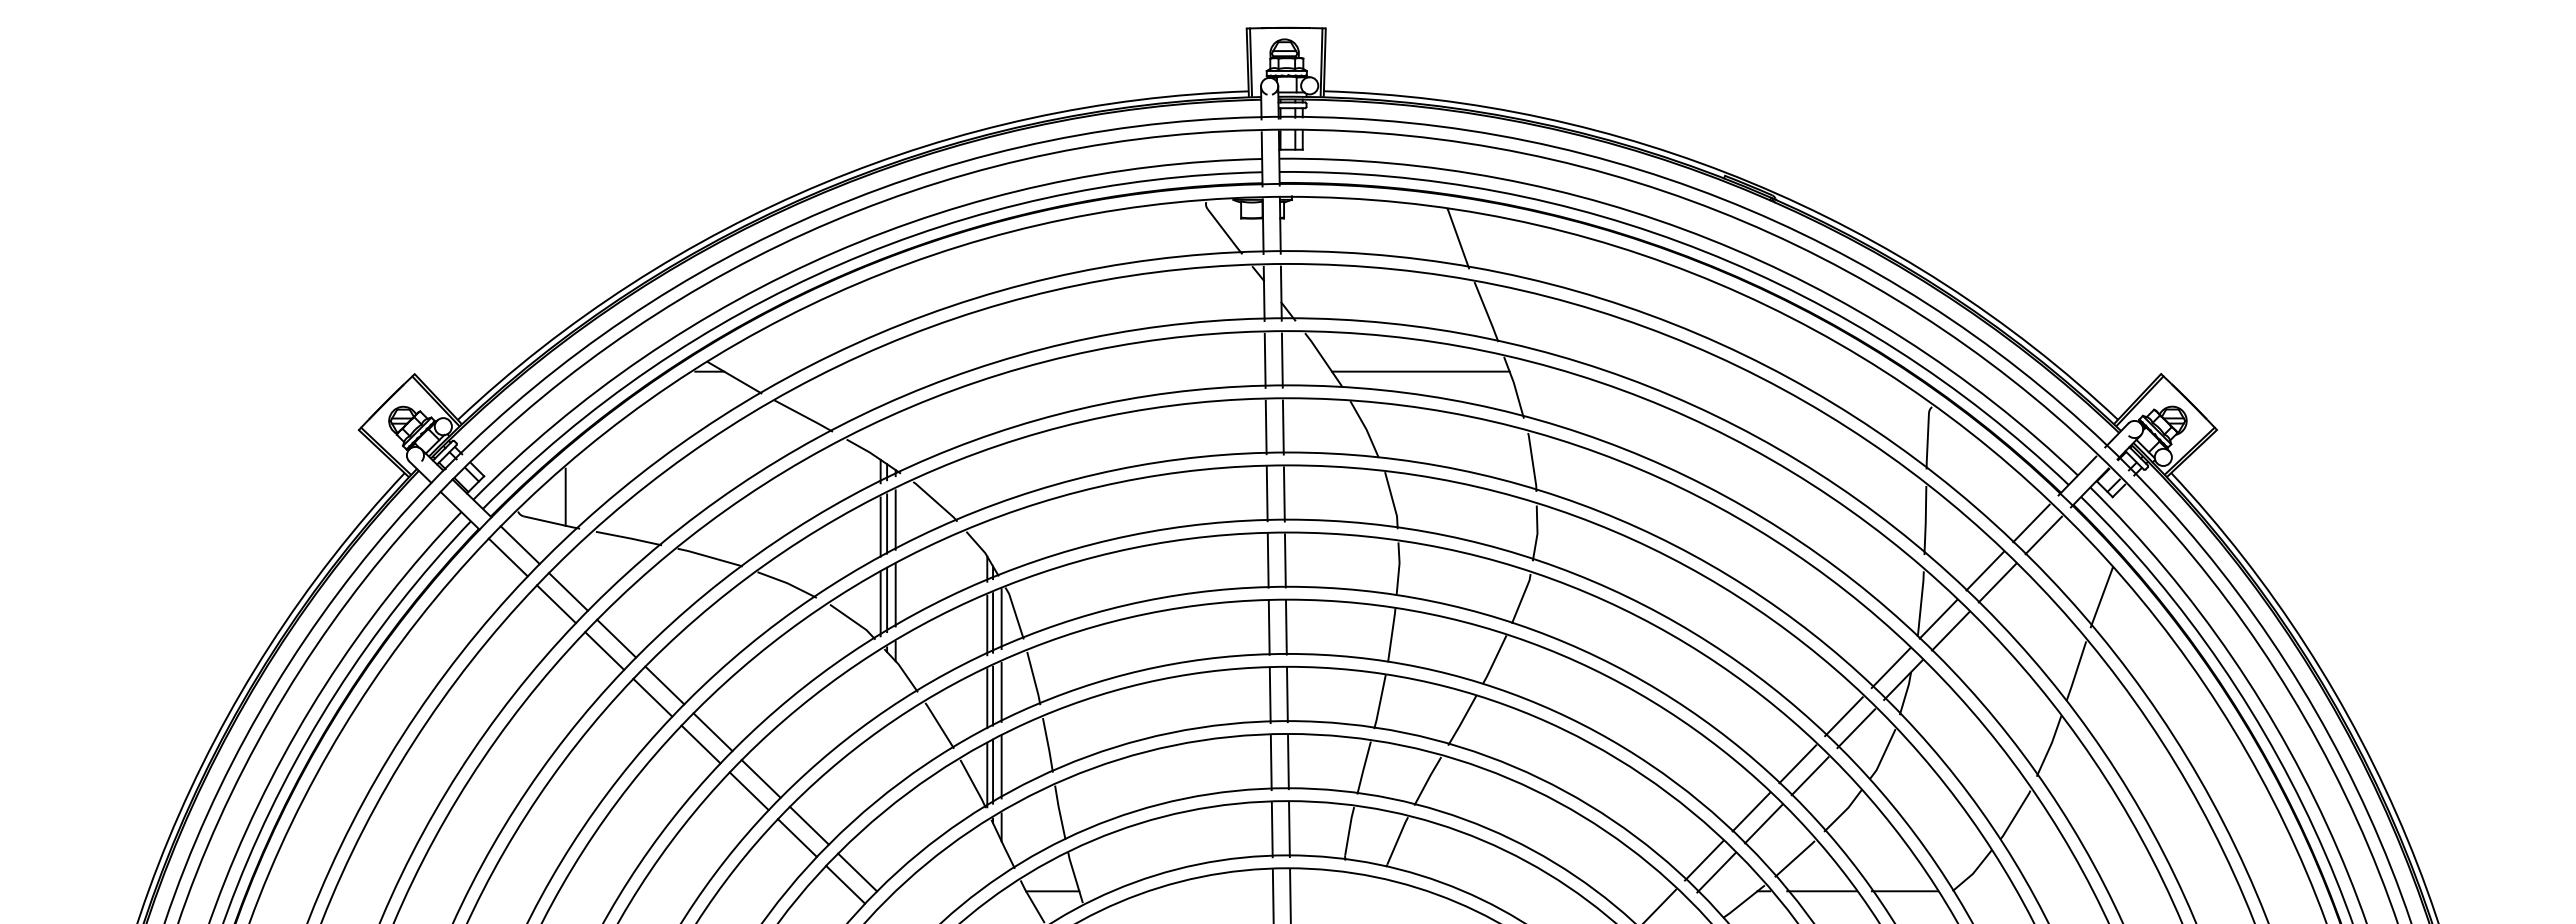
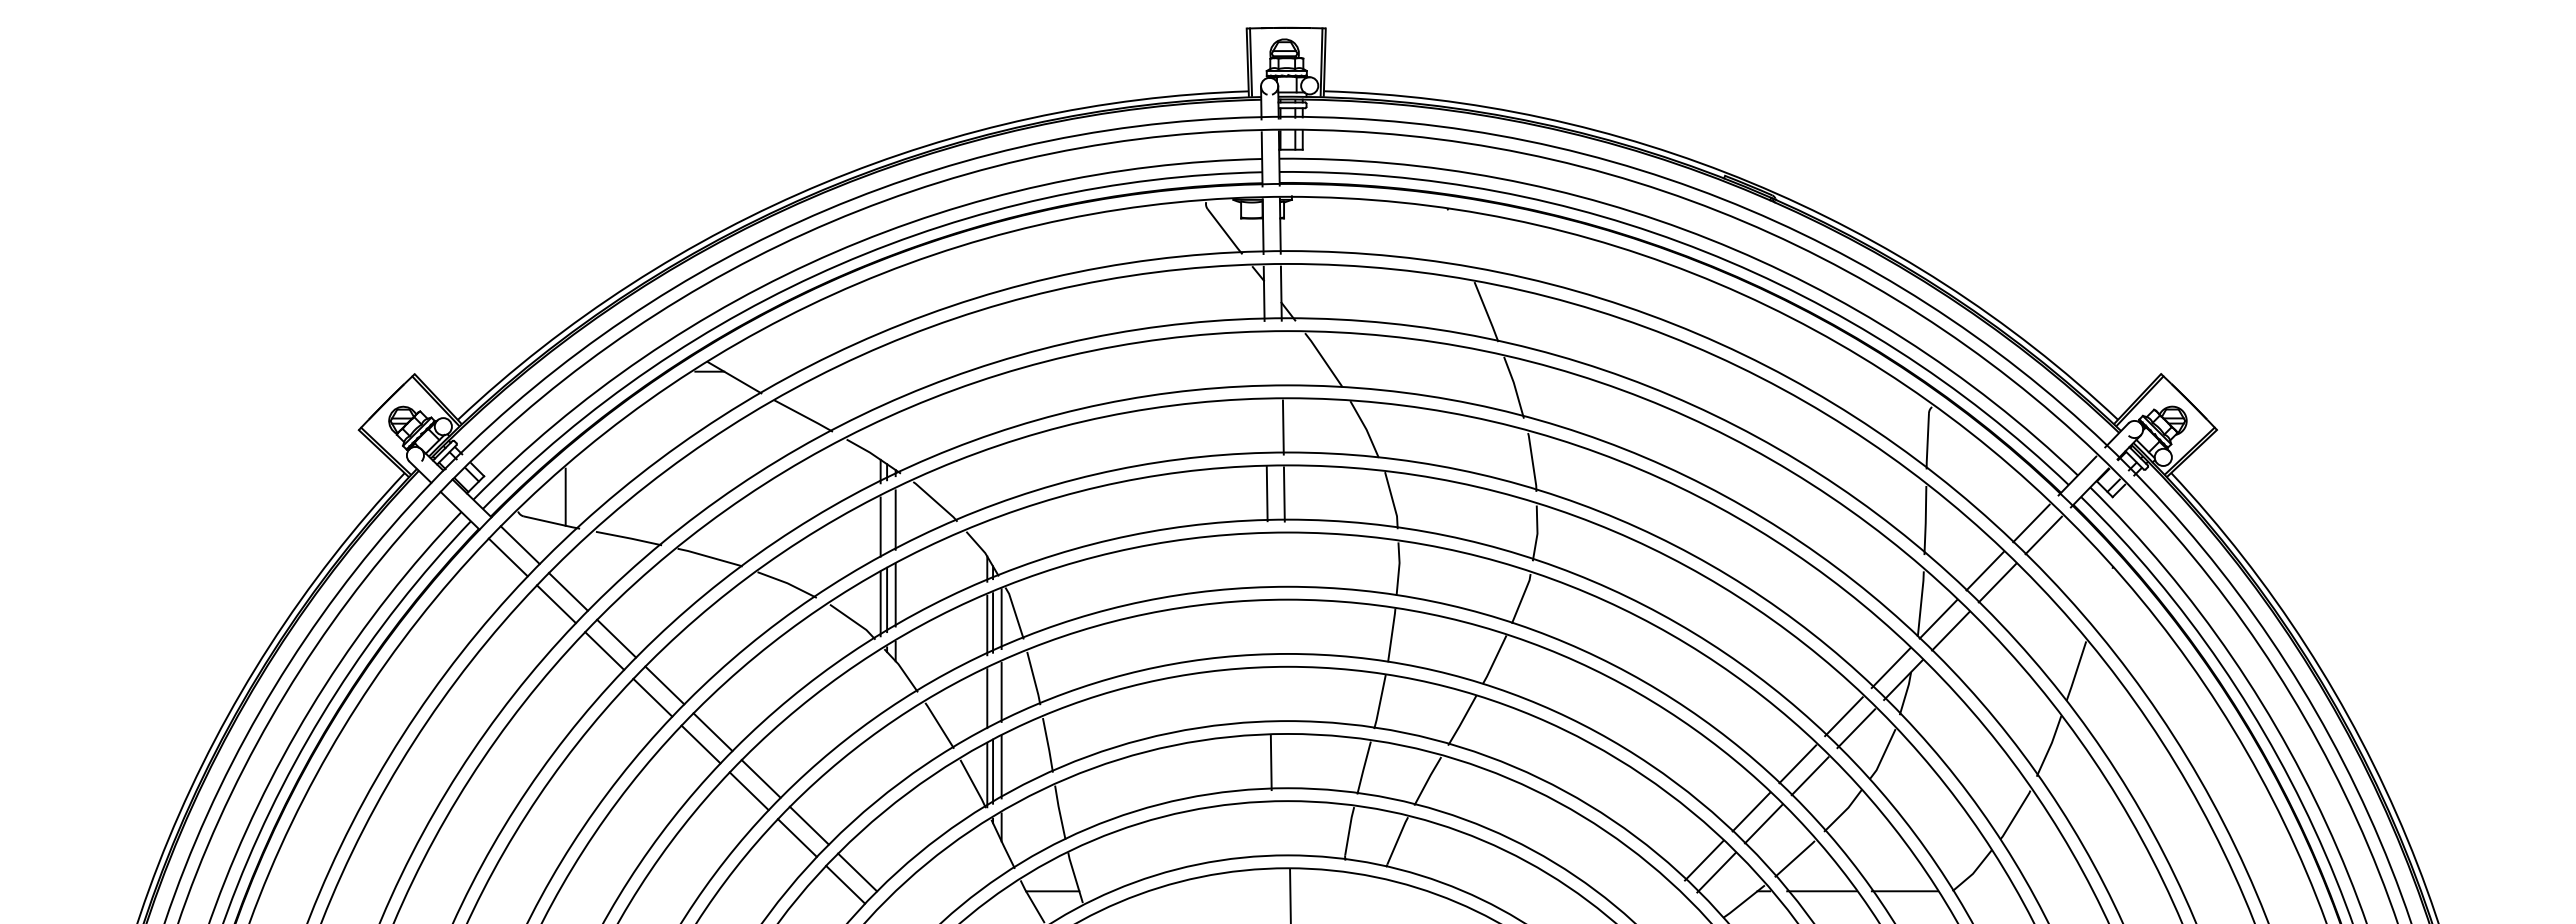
line: present -> none (1458, 238)
line: present -> none (1264, 360)
line: present -> none (1281, 360)
line: present -> none (1420, 371)
line: present -> none (1265, 427)
line: present -> none (887, 523)
line: present -> none (1267, 560)
line: present -> none (1284, 560)
line: present -> none (2101, 597)
line: present -> none (1268, 627)
line: present -> none (1285, 627)
line: present -> none (1287, 694)
line: present -> none (993, 695)
line: present -> none (1269, 695)
line: present -> none (1288, 762)
line: present -> none (1289, 828)
line: present -> none (1271, 829)
line: present -> none (1272, 895)
line: present -> none (1661, 904)
